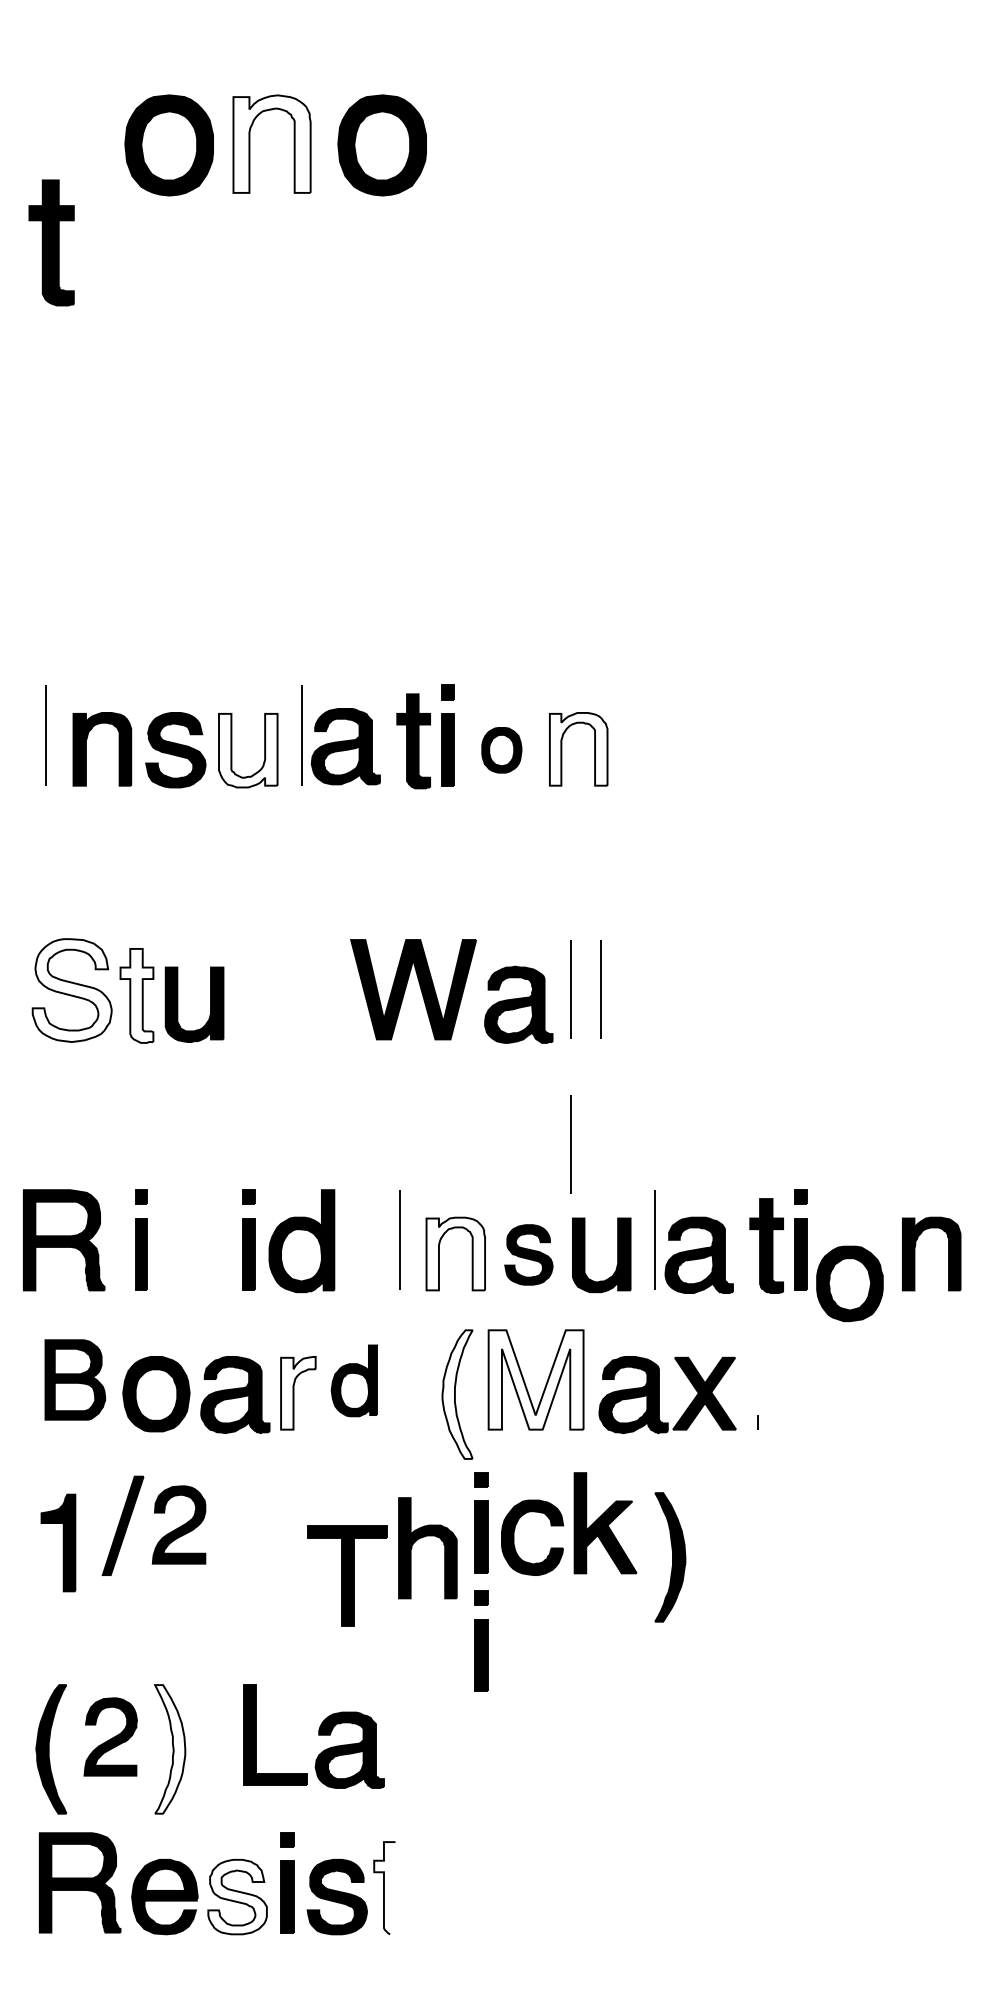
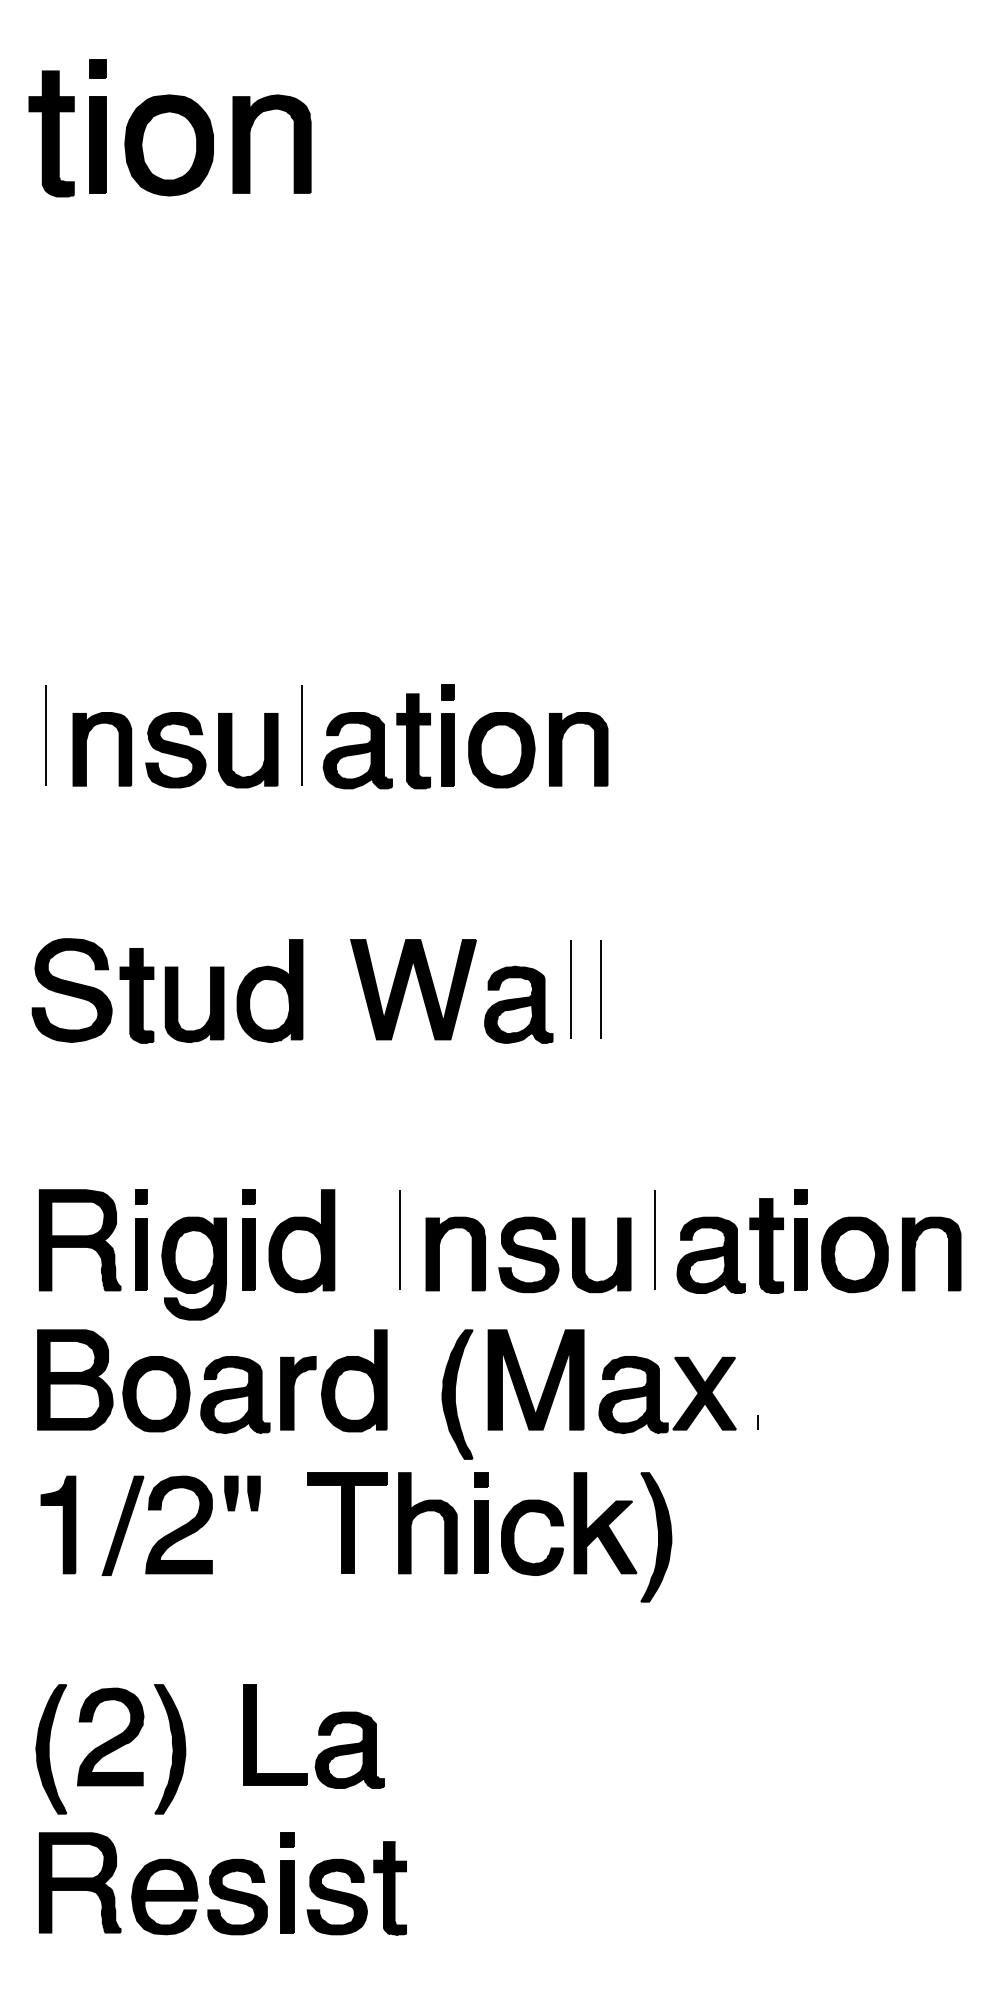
part: none -> present (97, 126)
fill: none -> present (271, 143)
part: present -> none (381, 145)
part position: (51, 242) -> (51, 133) (51, 133)
part position: (345, 746) -> (357, 750) (357, 750)
fill: none -> present (578, 748)
fill: none -> present (248, 750)
part size: 42x47 px -> 68x77 px (501, 750)
fill: none -> present (71, 990)
part: none -> present (269, 990)
fill: none -> present (136, 995)
line: present -> none (570, 1144)
part position: (64, 1240) -> (80, 1240) (80, 1240)
fill: none -> present (455, 1253)
part size: 50x62 px -> 62x78 px (528, 1254)
part position: (698, 1254) -> (710, 1254) (710, 1254)
part: none -> present (193, 1268)
part position: (849, 1283) -> (854, 1254) (854, 1254)
part size: 62x82 px -> 77x102 px (75, 1379)
fill: none -> present (535, 1379)
part size: 48x74 px -> 67x104 px (354, 1380)
fill: none -> present (298, 1392)
fill: none -> present (457, 1394)
part: none -> present (242, 1493)
part size: 56x80 px -> 68x100 px (178, 1524)
part position: (424, 1537) -> (424, 1512) (424, 1512)
part position: (58, 1542) -> (58, 1524) (58, 1524)
part position: (670, 1557) -> (656, 1537) (656, 1537)
part position: (347, 1575) -> (347, 1522) (347, 1522)
part: present -> none (481, 1640)
part size: 55x80 px -> 68x100 px (110, 1736)
fill: none -> present (170, 1749)
fill: none -> present (390, 1889)
fill: none -> present (237, 1896)
